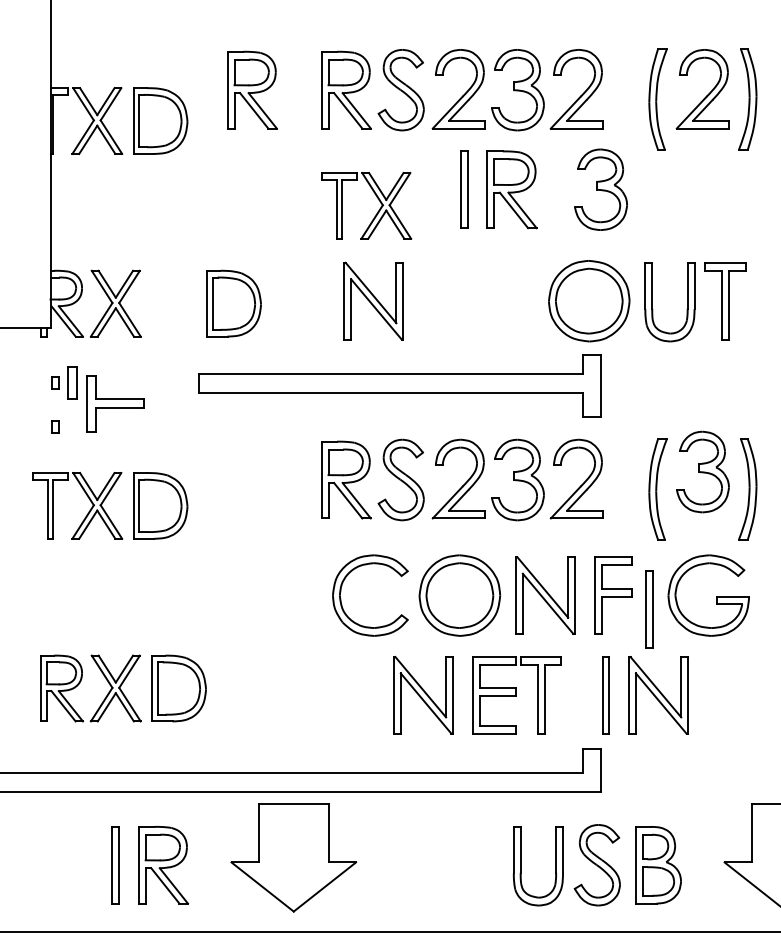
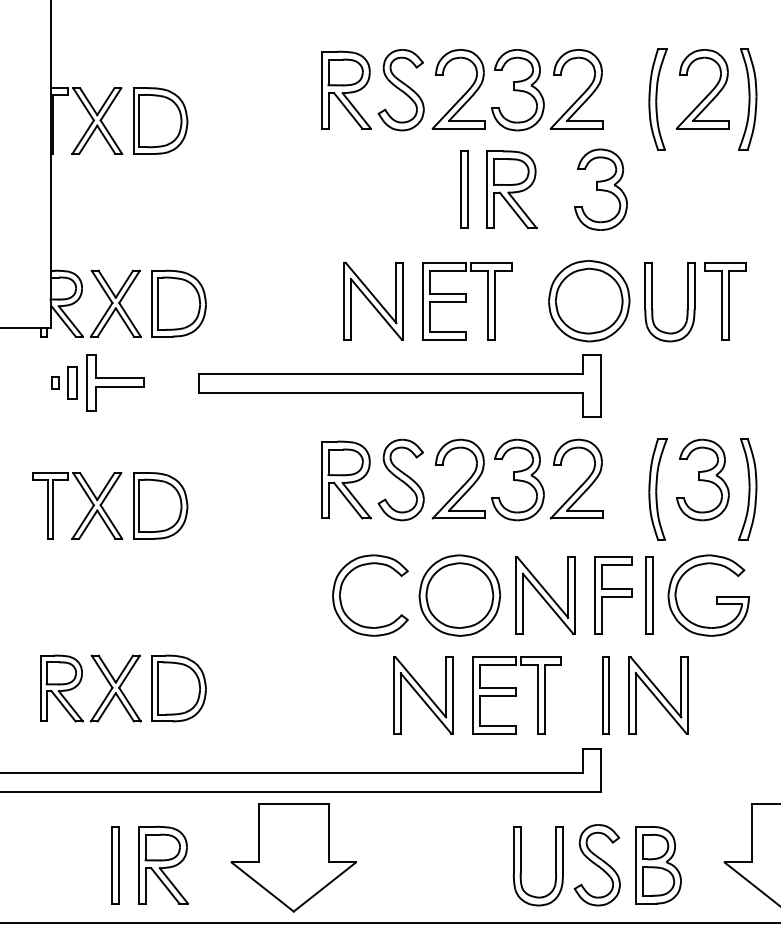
part: present -> none (252, 89)
part: present -> none (377, 211)
part: none -> present (467, 301)
part position: (233, 303) -> (178, 303) (178, 303)
part position: (115, 403) -> (115, 382) (115, 382)
part: present -> none (55, 426)
part position: (702, 471) -> (702, 479) (702, 479)
part position: (649, 609) -> (649, 595) (649, 595)
line position: (389, 932) -> (389, 923) (389, 923)
